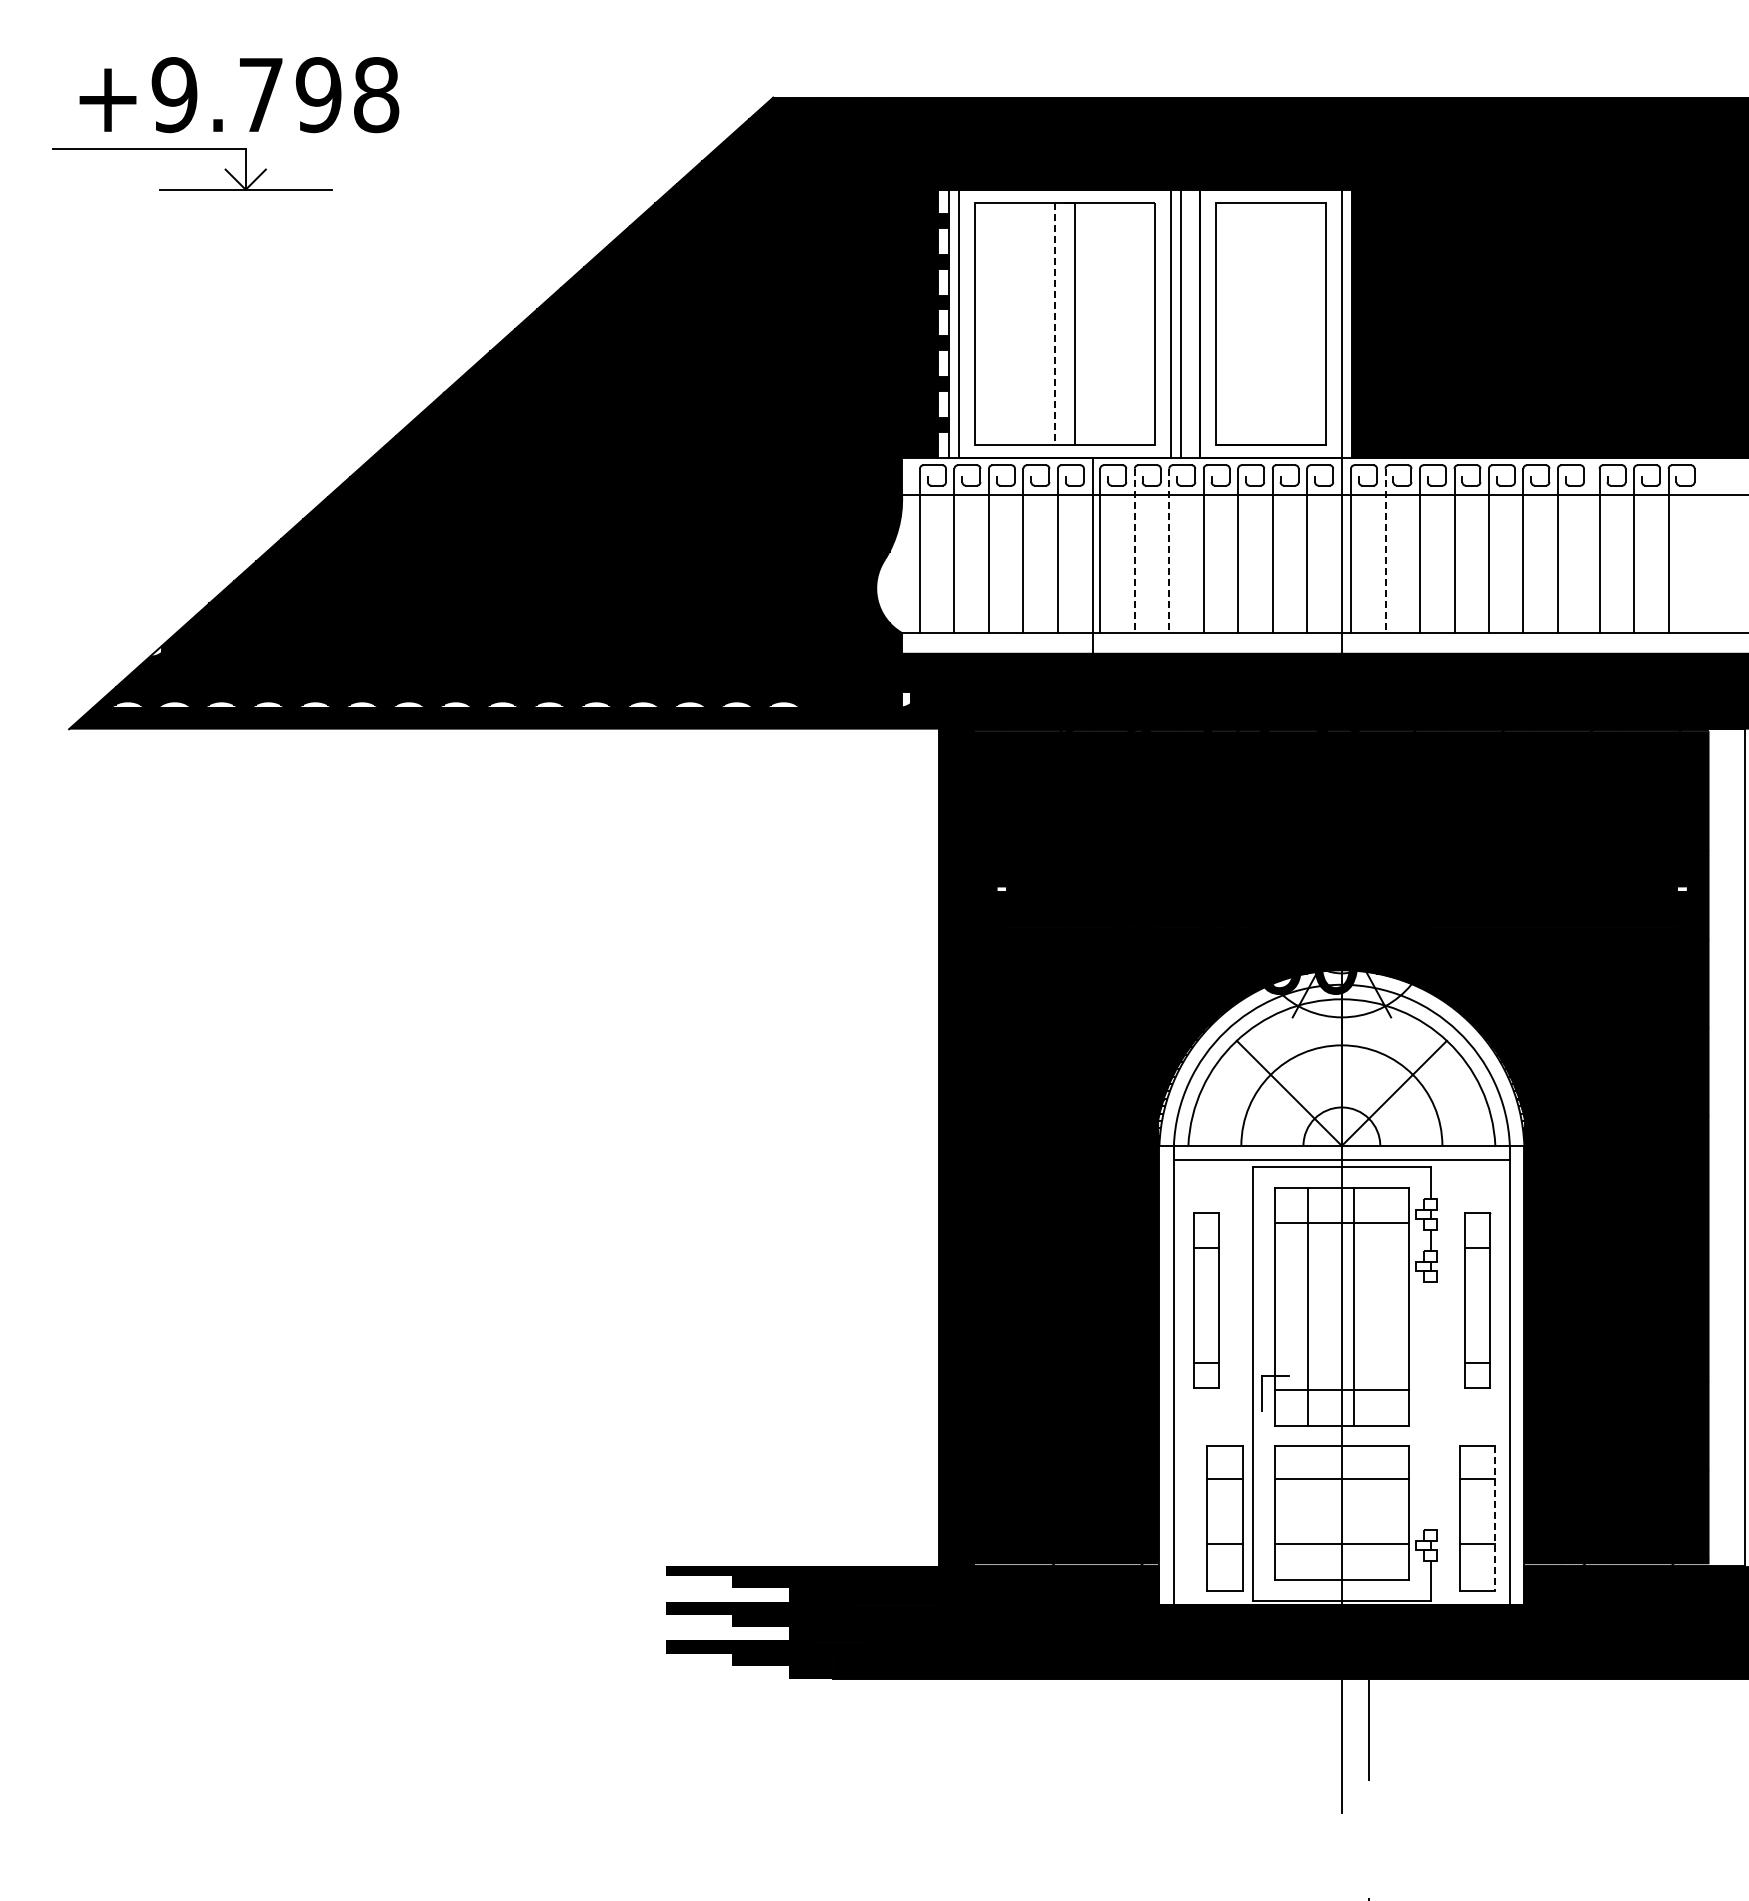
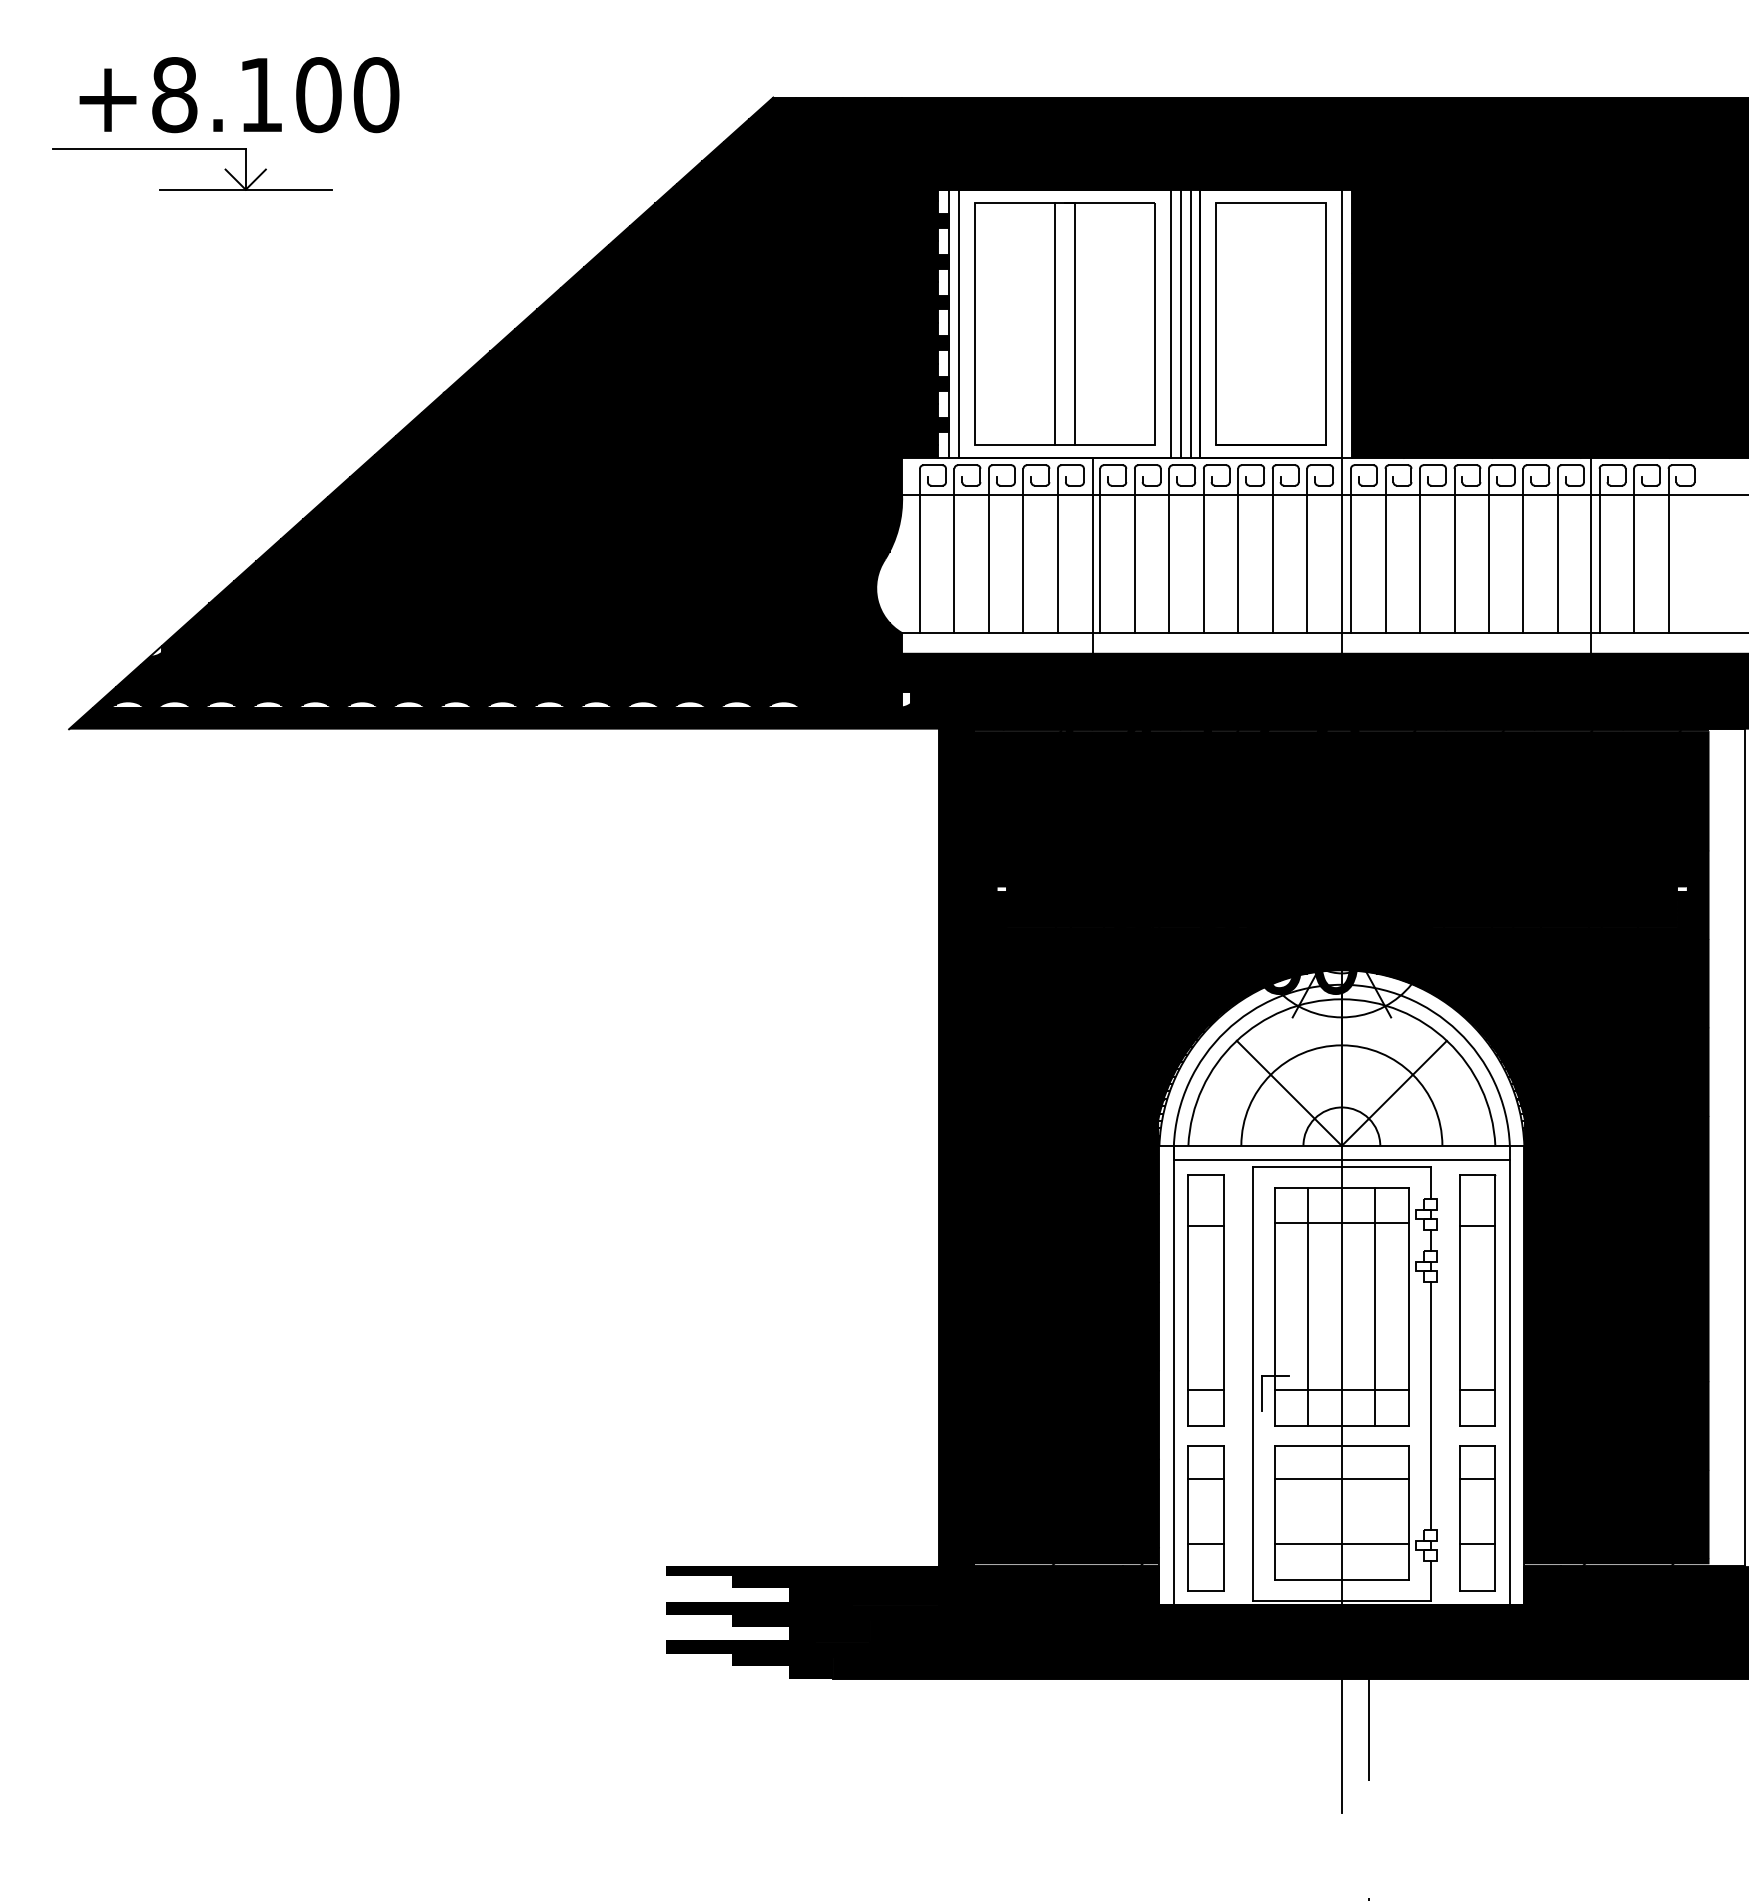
text: +9.798 -> +8.100 (275, 95)
line: none -> present (1190, 323)
line: dashed -> solid (1055, 324)
line: dashed -> solid (1134, 551)
line: dashed -> solid (1169, 551)
line: dashed -> solid (1385, 551)
line: none -> present (1591, 555)
part size: 27x177 px -> 38x253 px (1205, 1300)
part size: 28x177 px -> 38x253 px (1477, 1300)
line position: (1354, 1306) -> (1375, 1306) (1375, 1306)
line: none -> present (1430, 1406)
part position: (1224, 1518) -> (1205, 1518) (1205, 1518)
line: dashed -> solid (1495, 1518)
